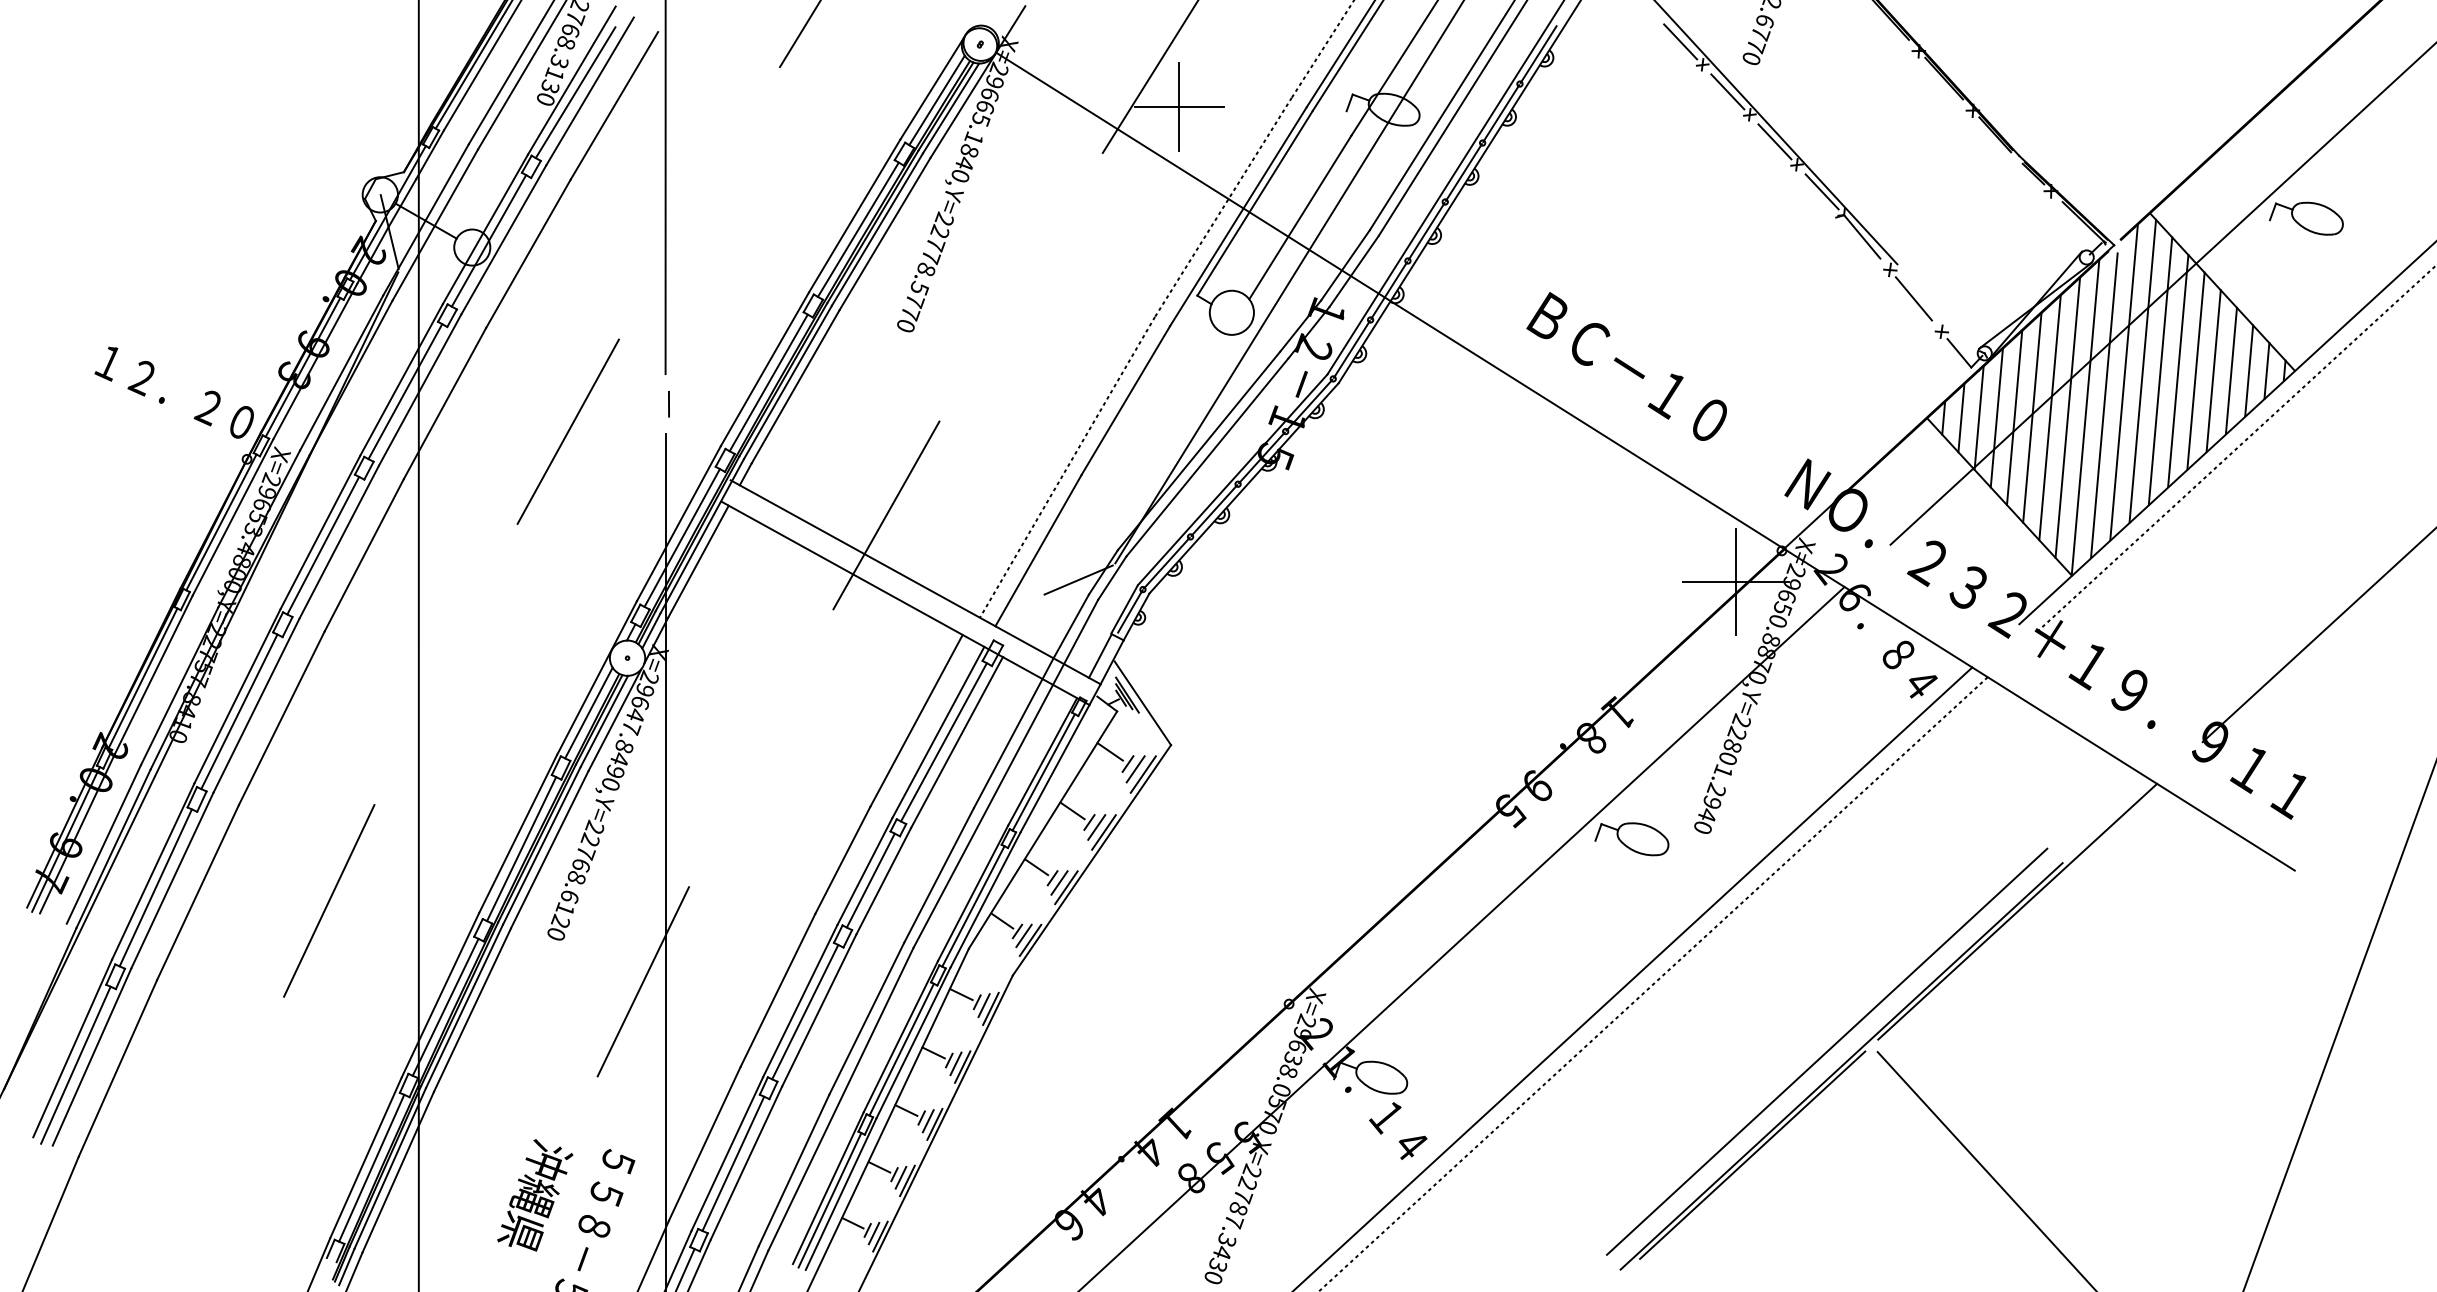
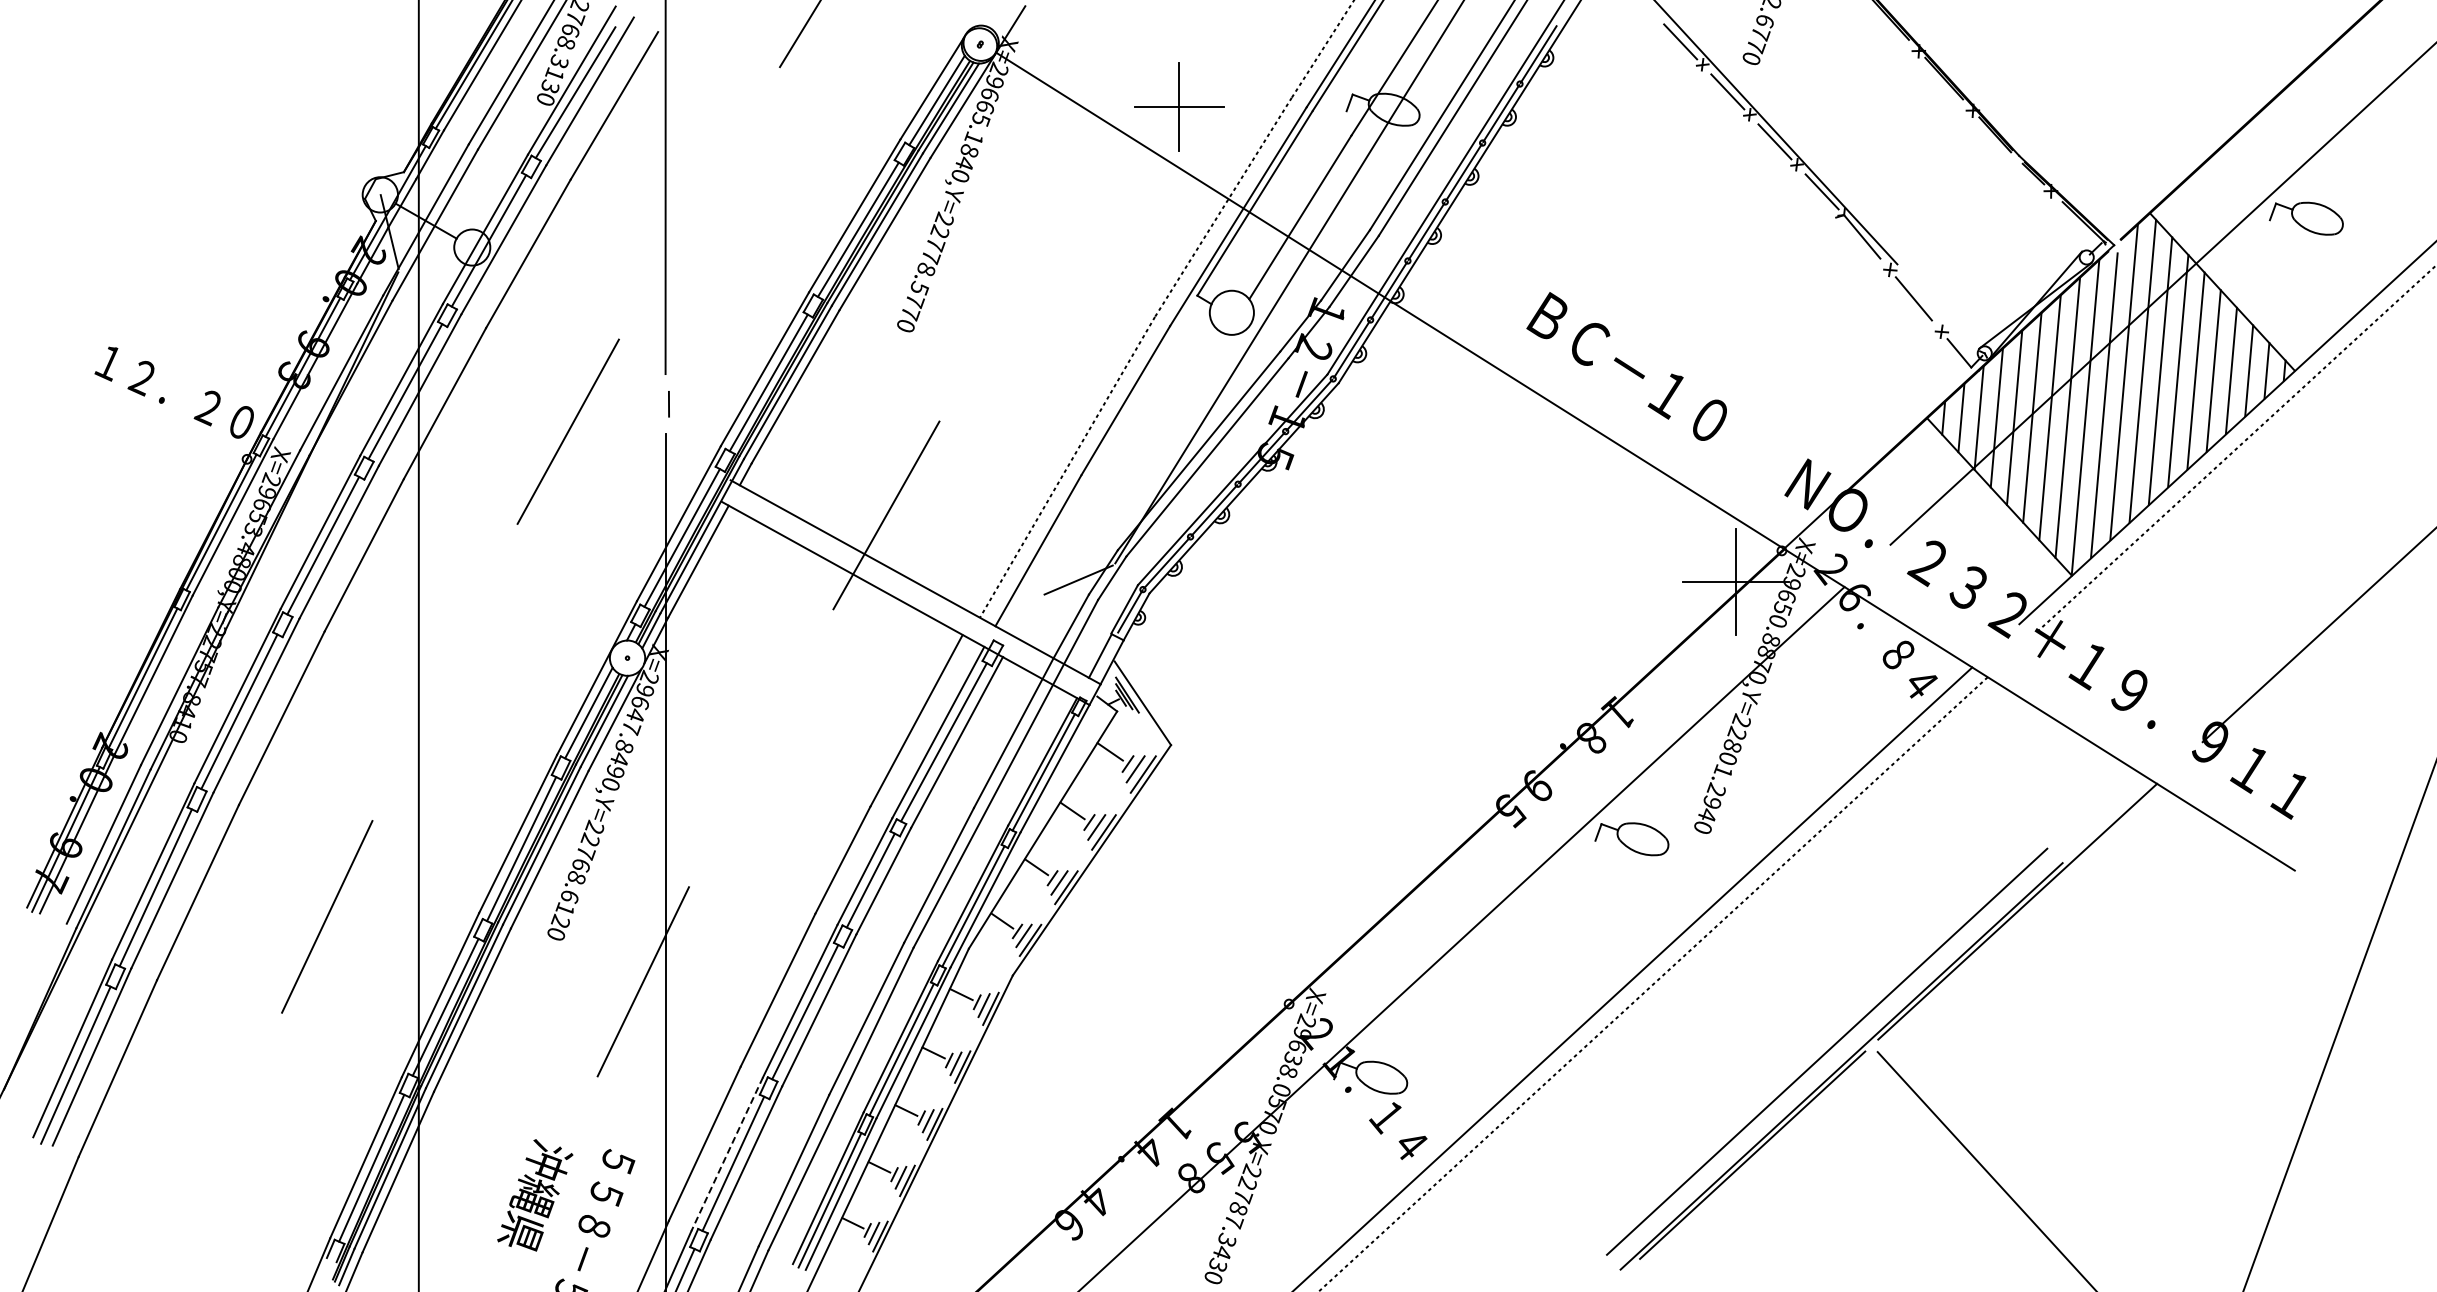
line: present -> none (1149, 77)
line position: (329, 900) -> (327, 916) (327, 916)
line: solid -> dashed (727, 1154)
